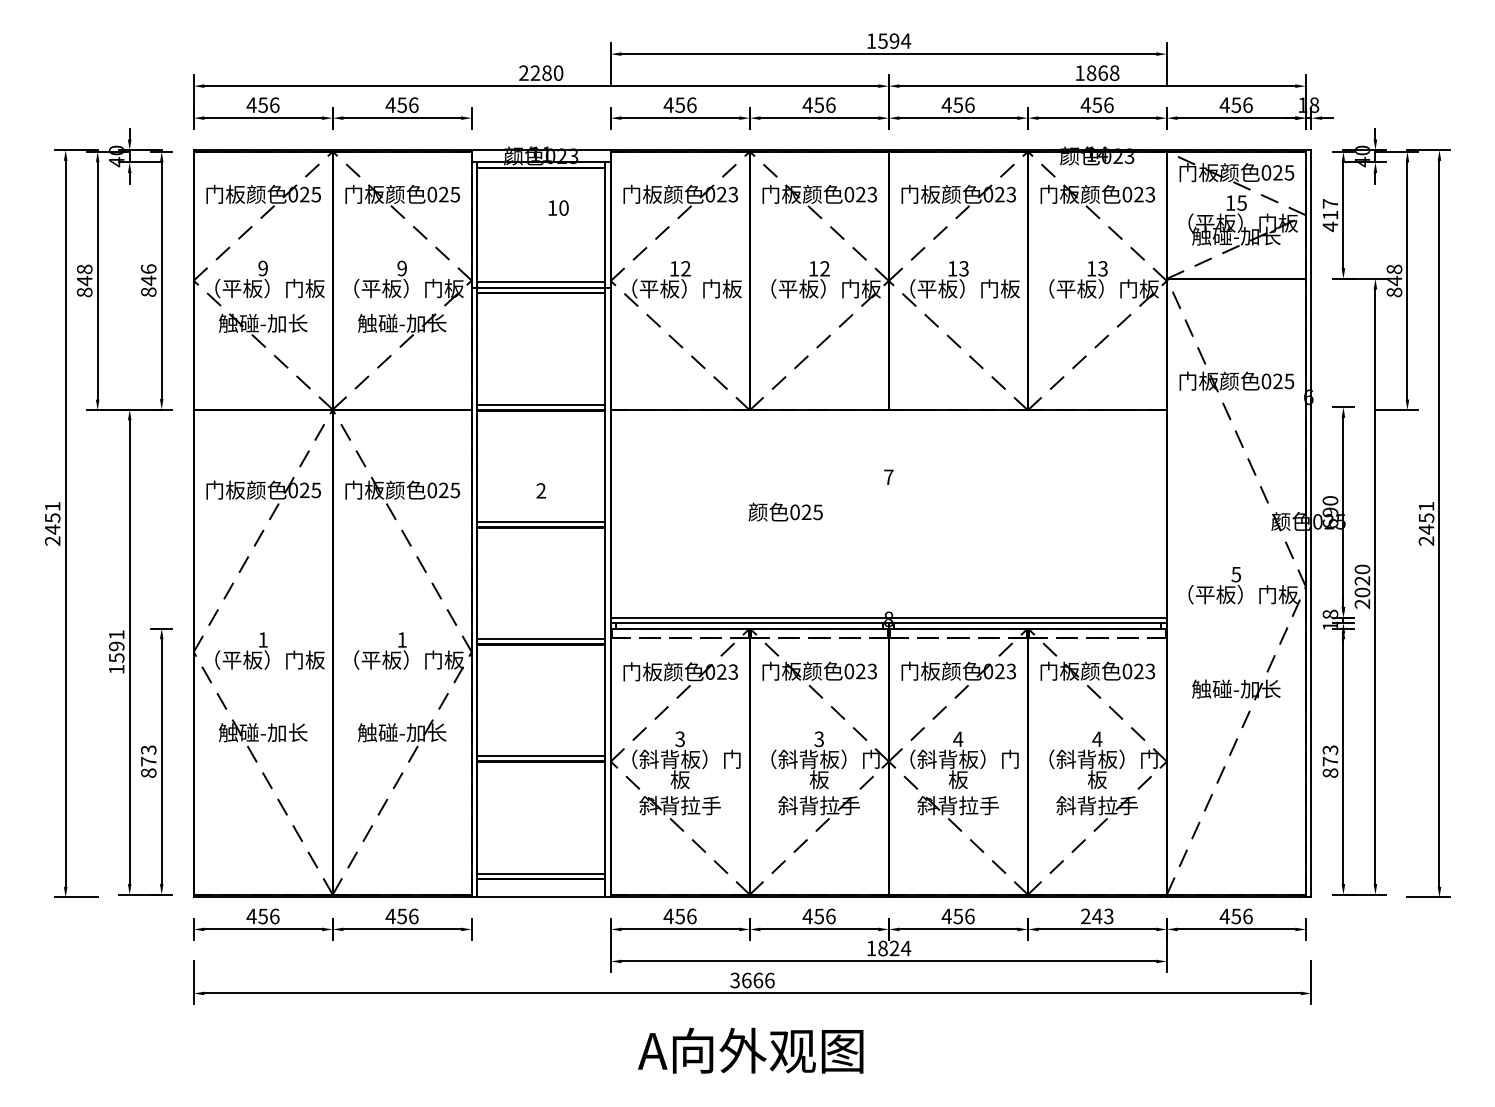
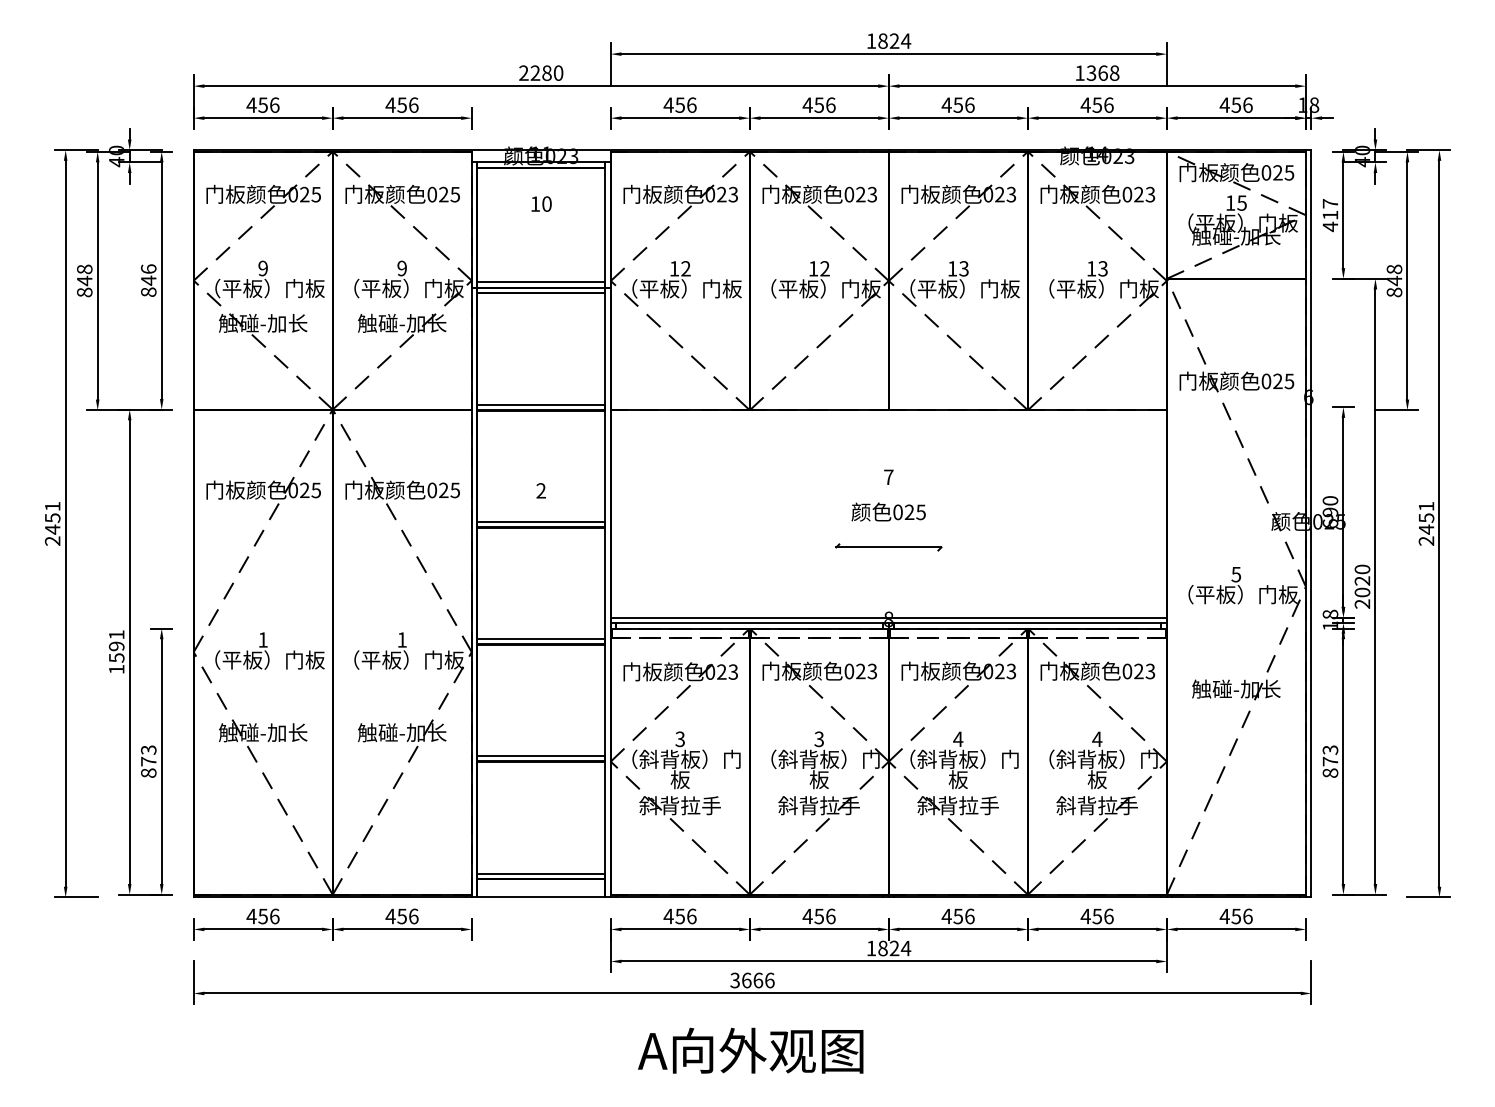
text: 1594 -> 1824 (888, 40)
text: 1868 -> 1368 (1091, 72)
text position: (558, 207) -> (541, 203) (541, 203)
text position: (785, 511) -> (888, 511) (888, 511)
part: none -> present (888, 547)
text: 243 -> 456 (1096, 916)
